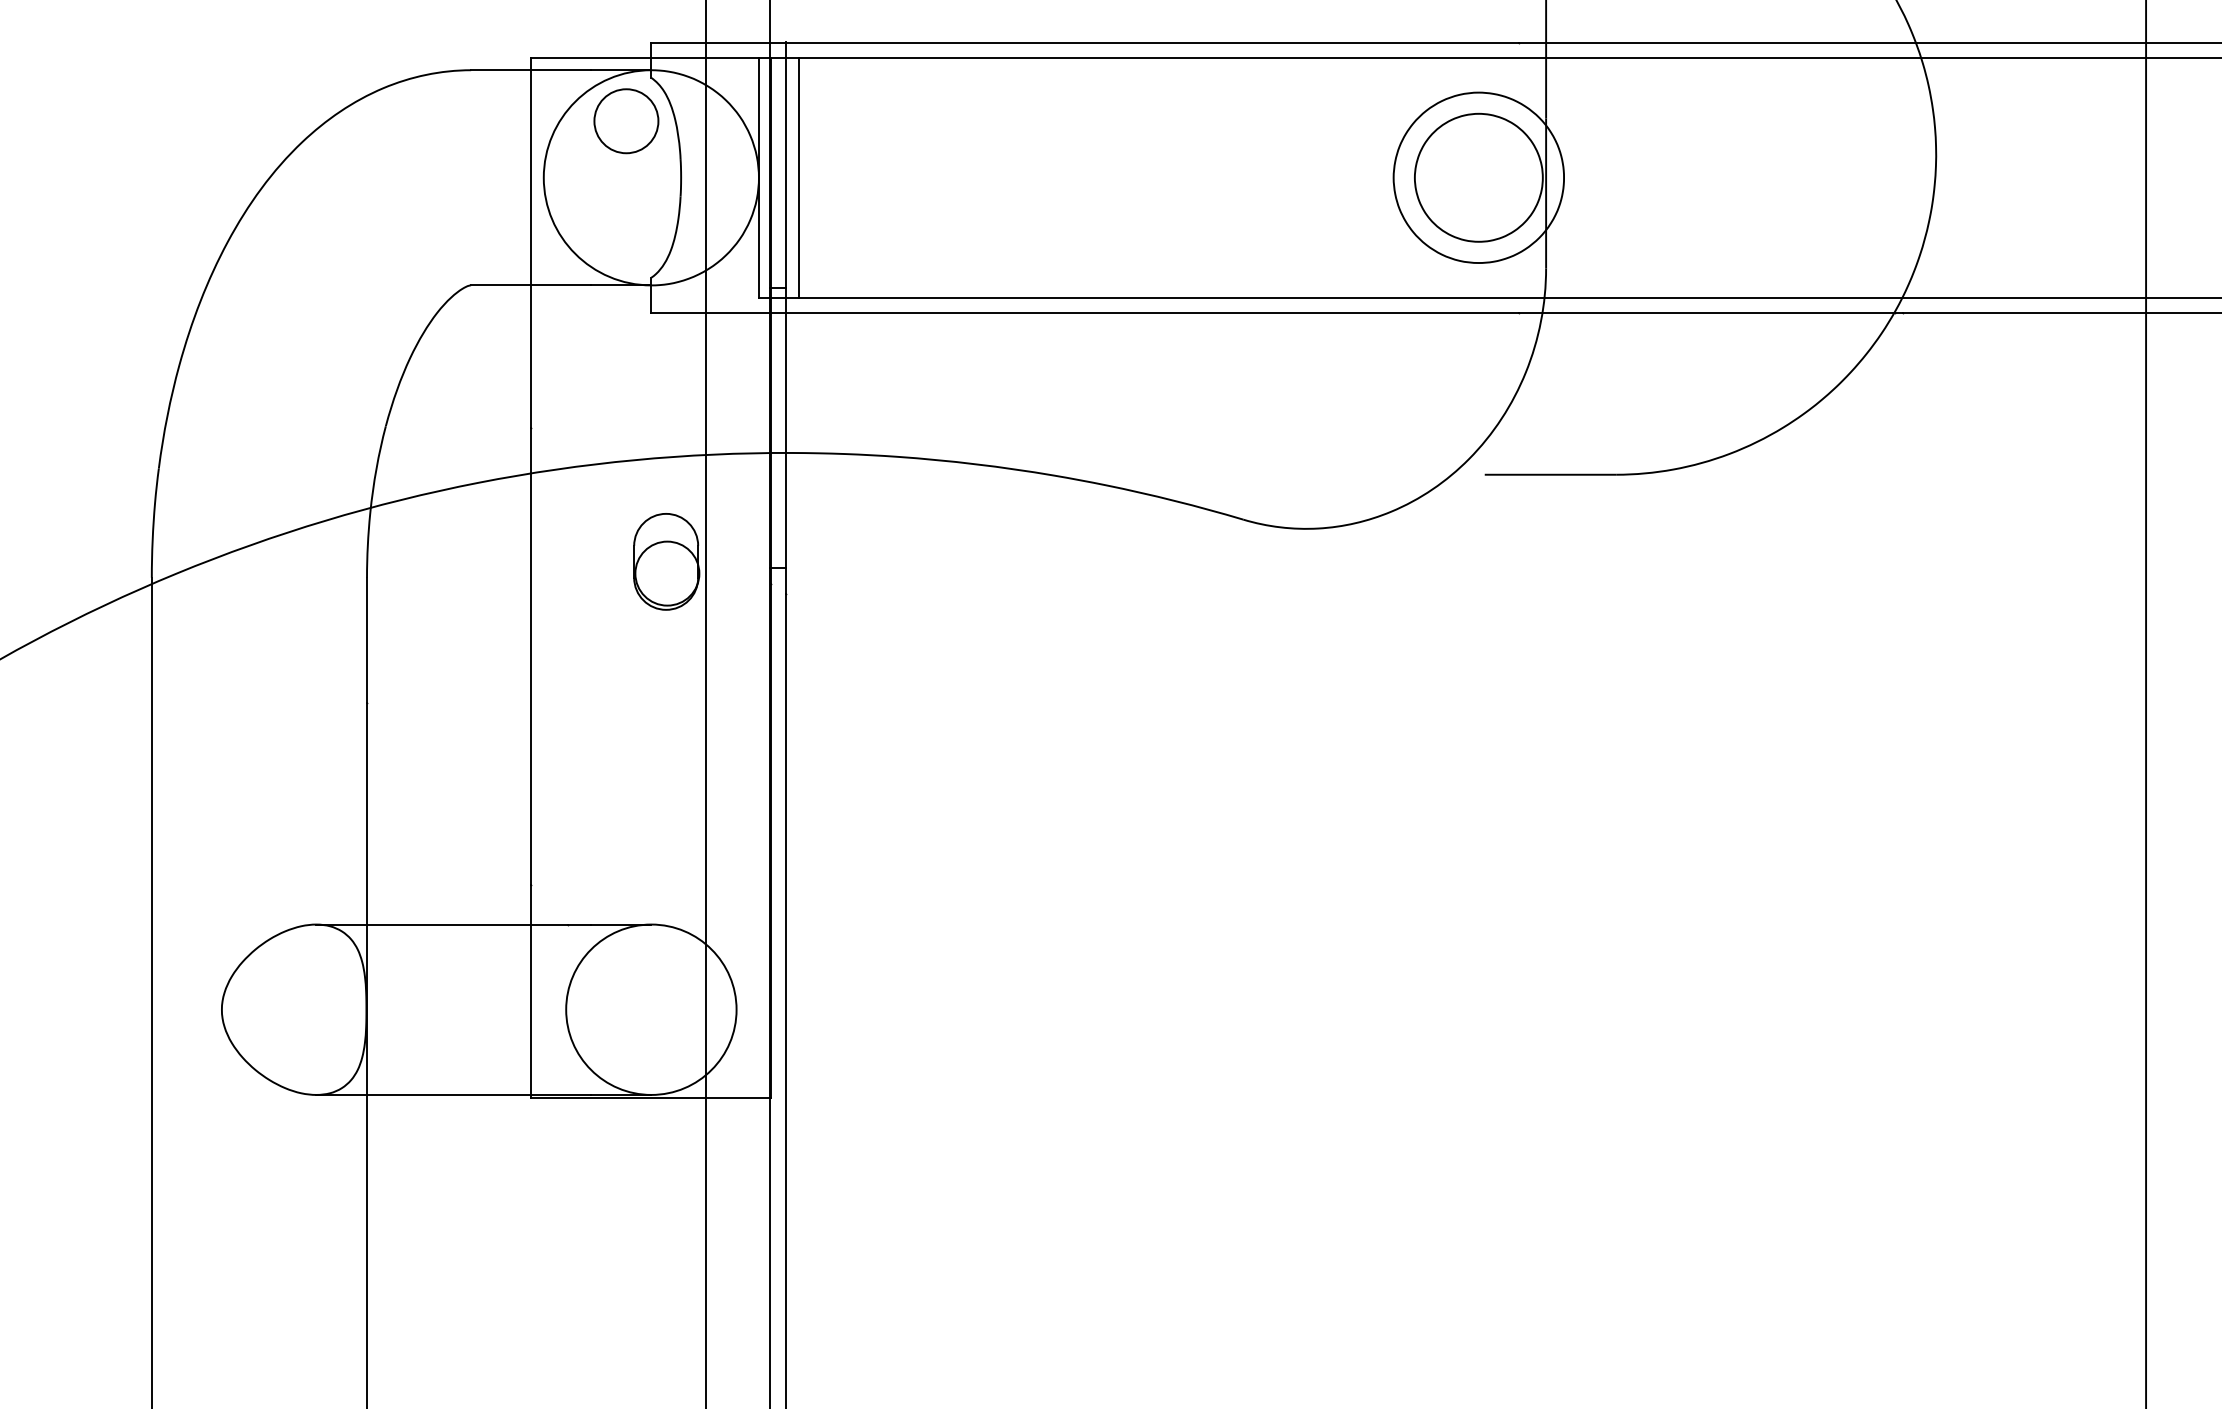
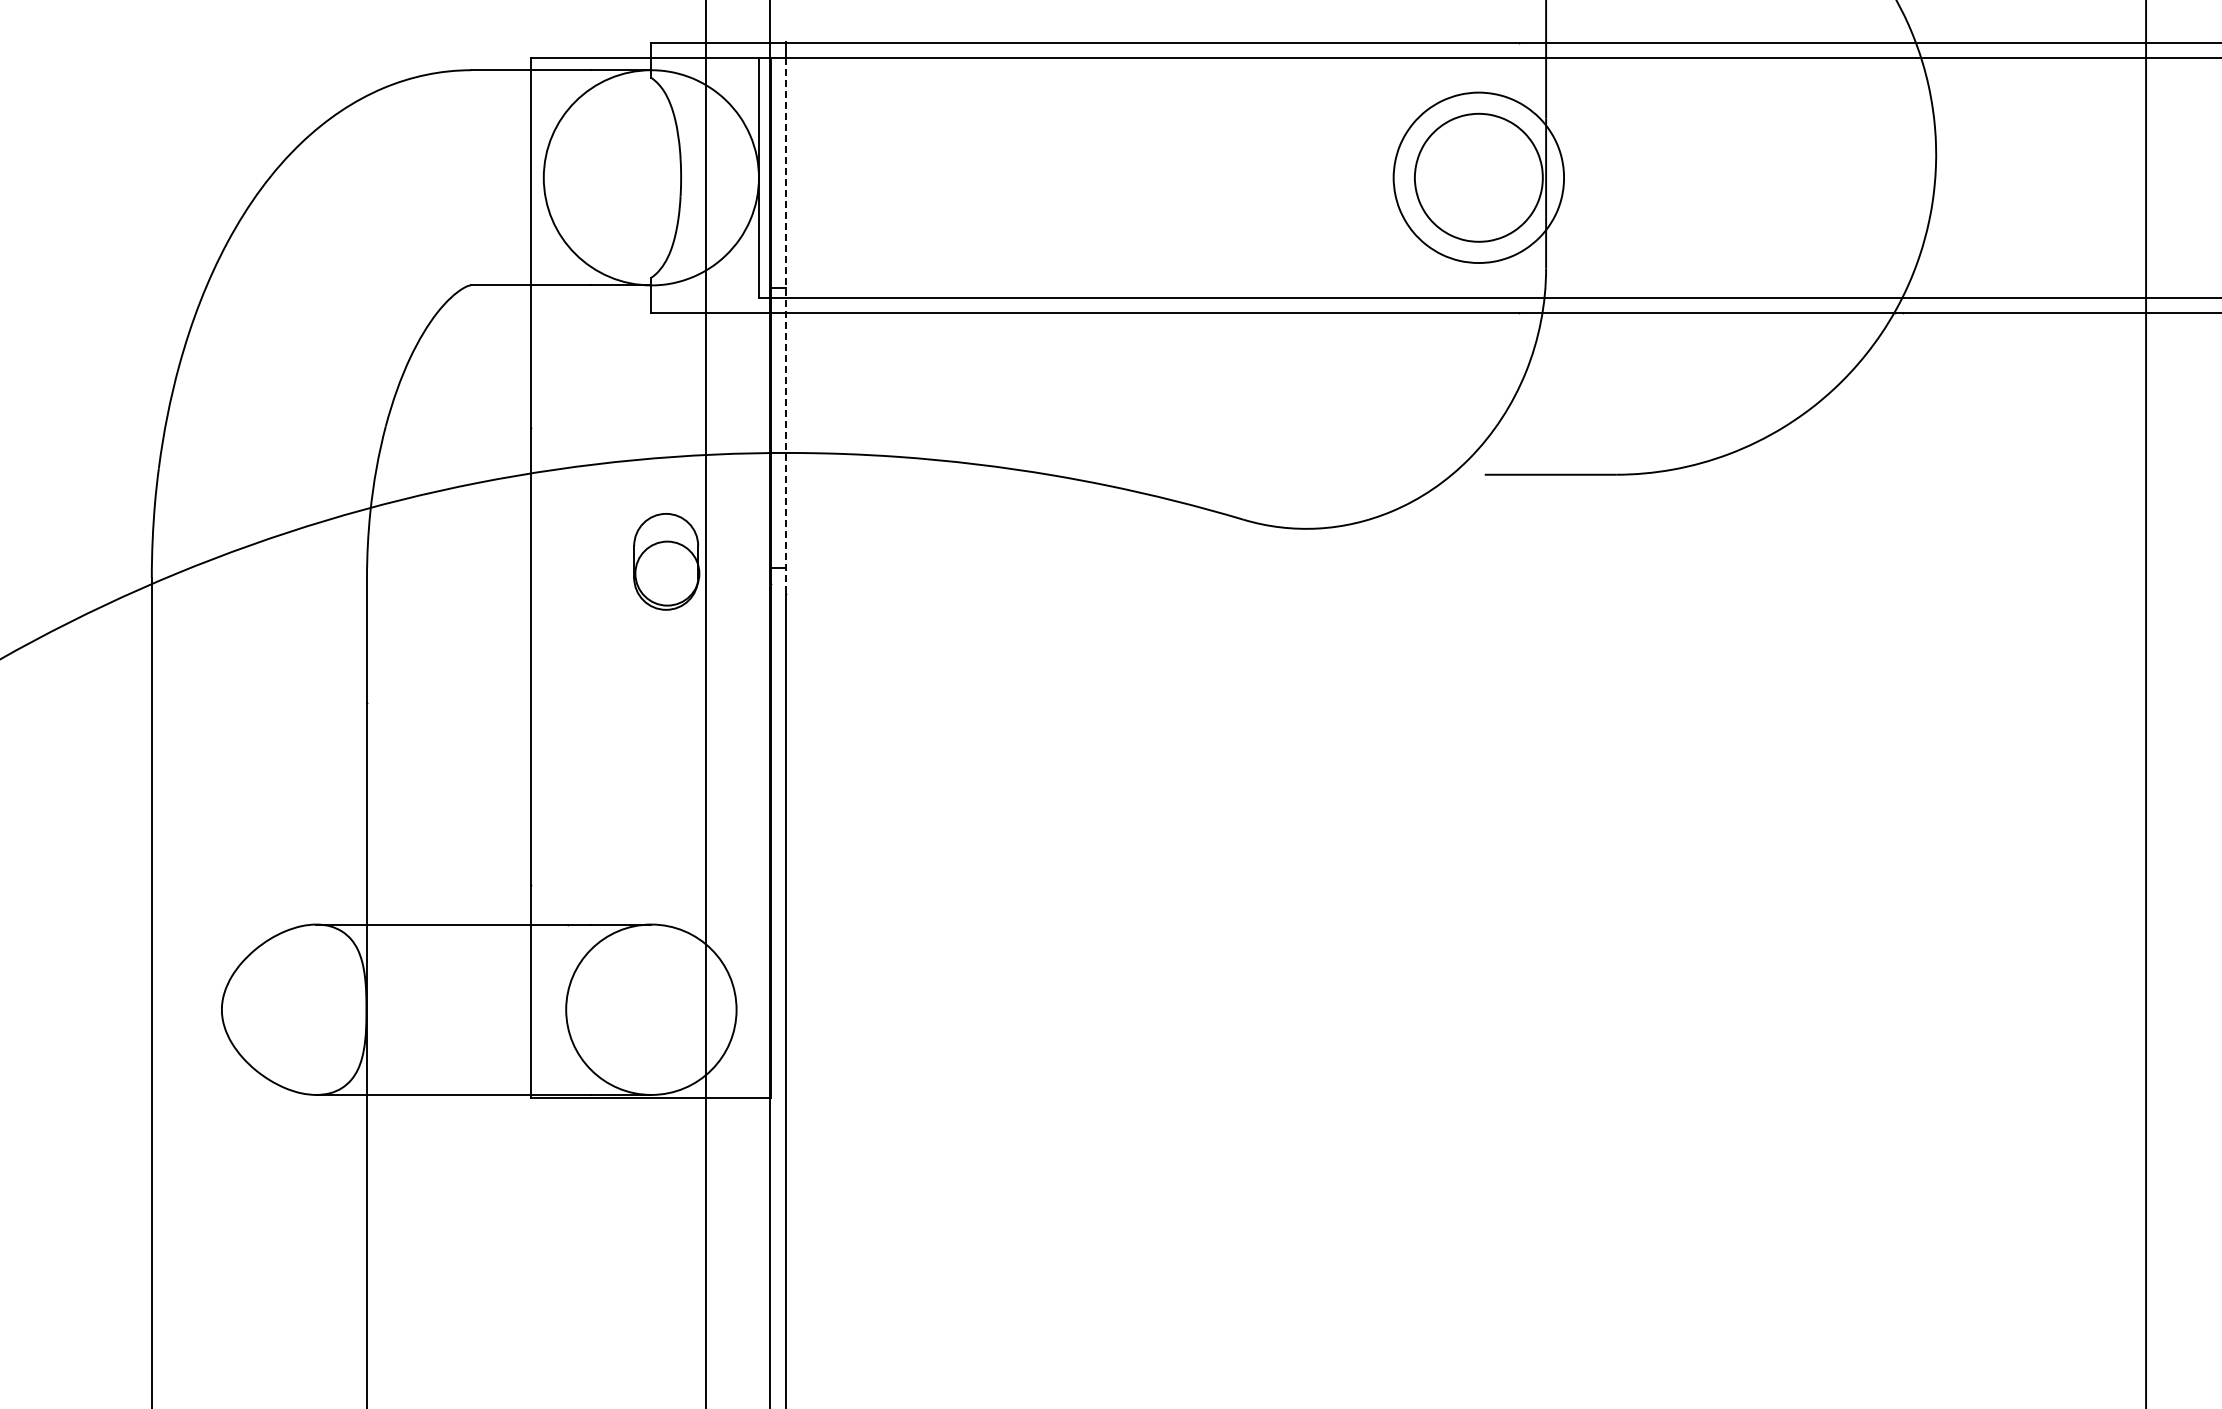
circle: present -> none (626, 121)
line: present -> none (798, 177)
line: solid -> dashed (786, 326)
